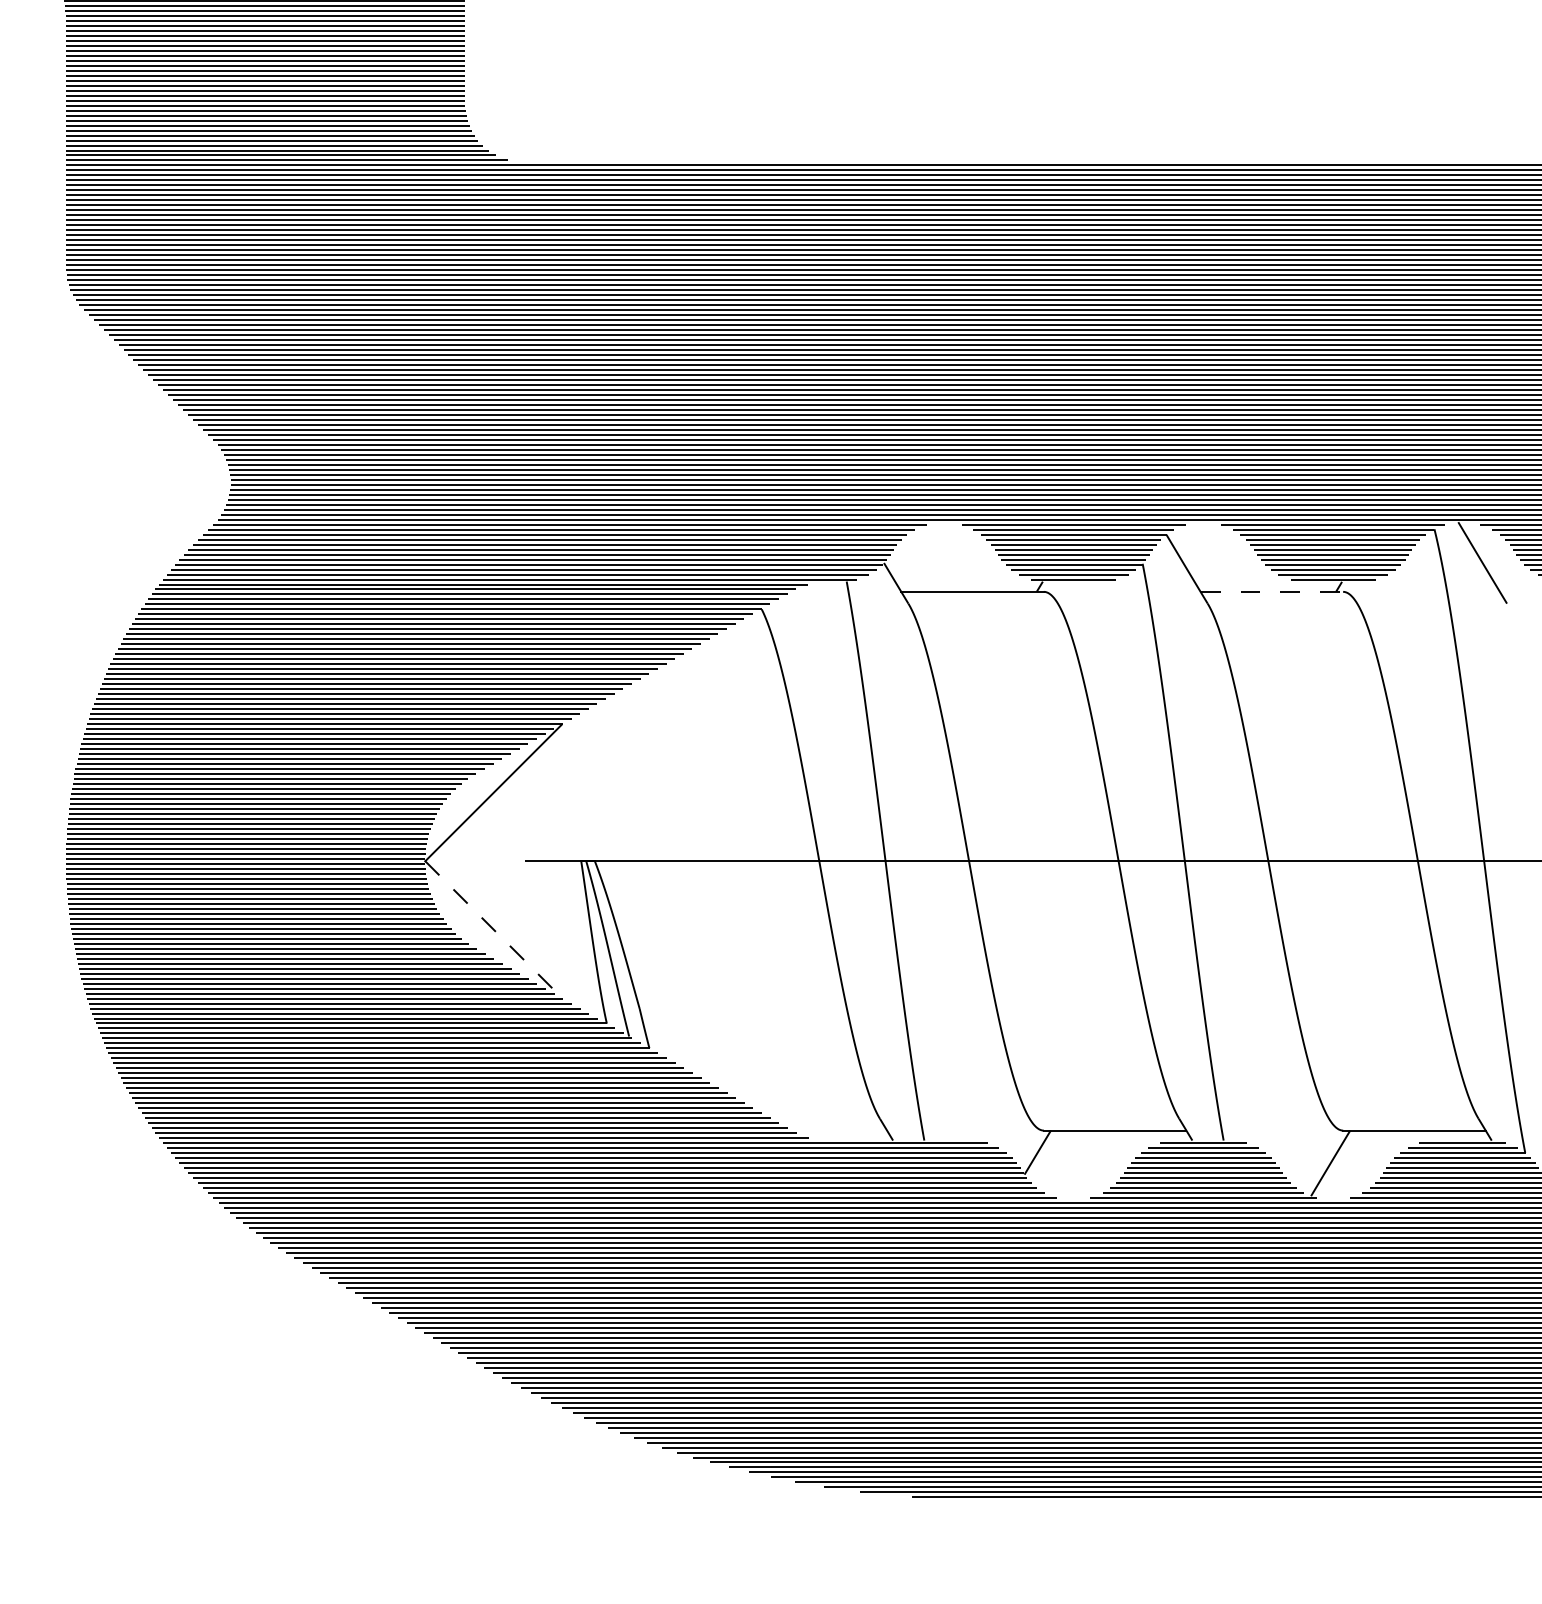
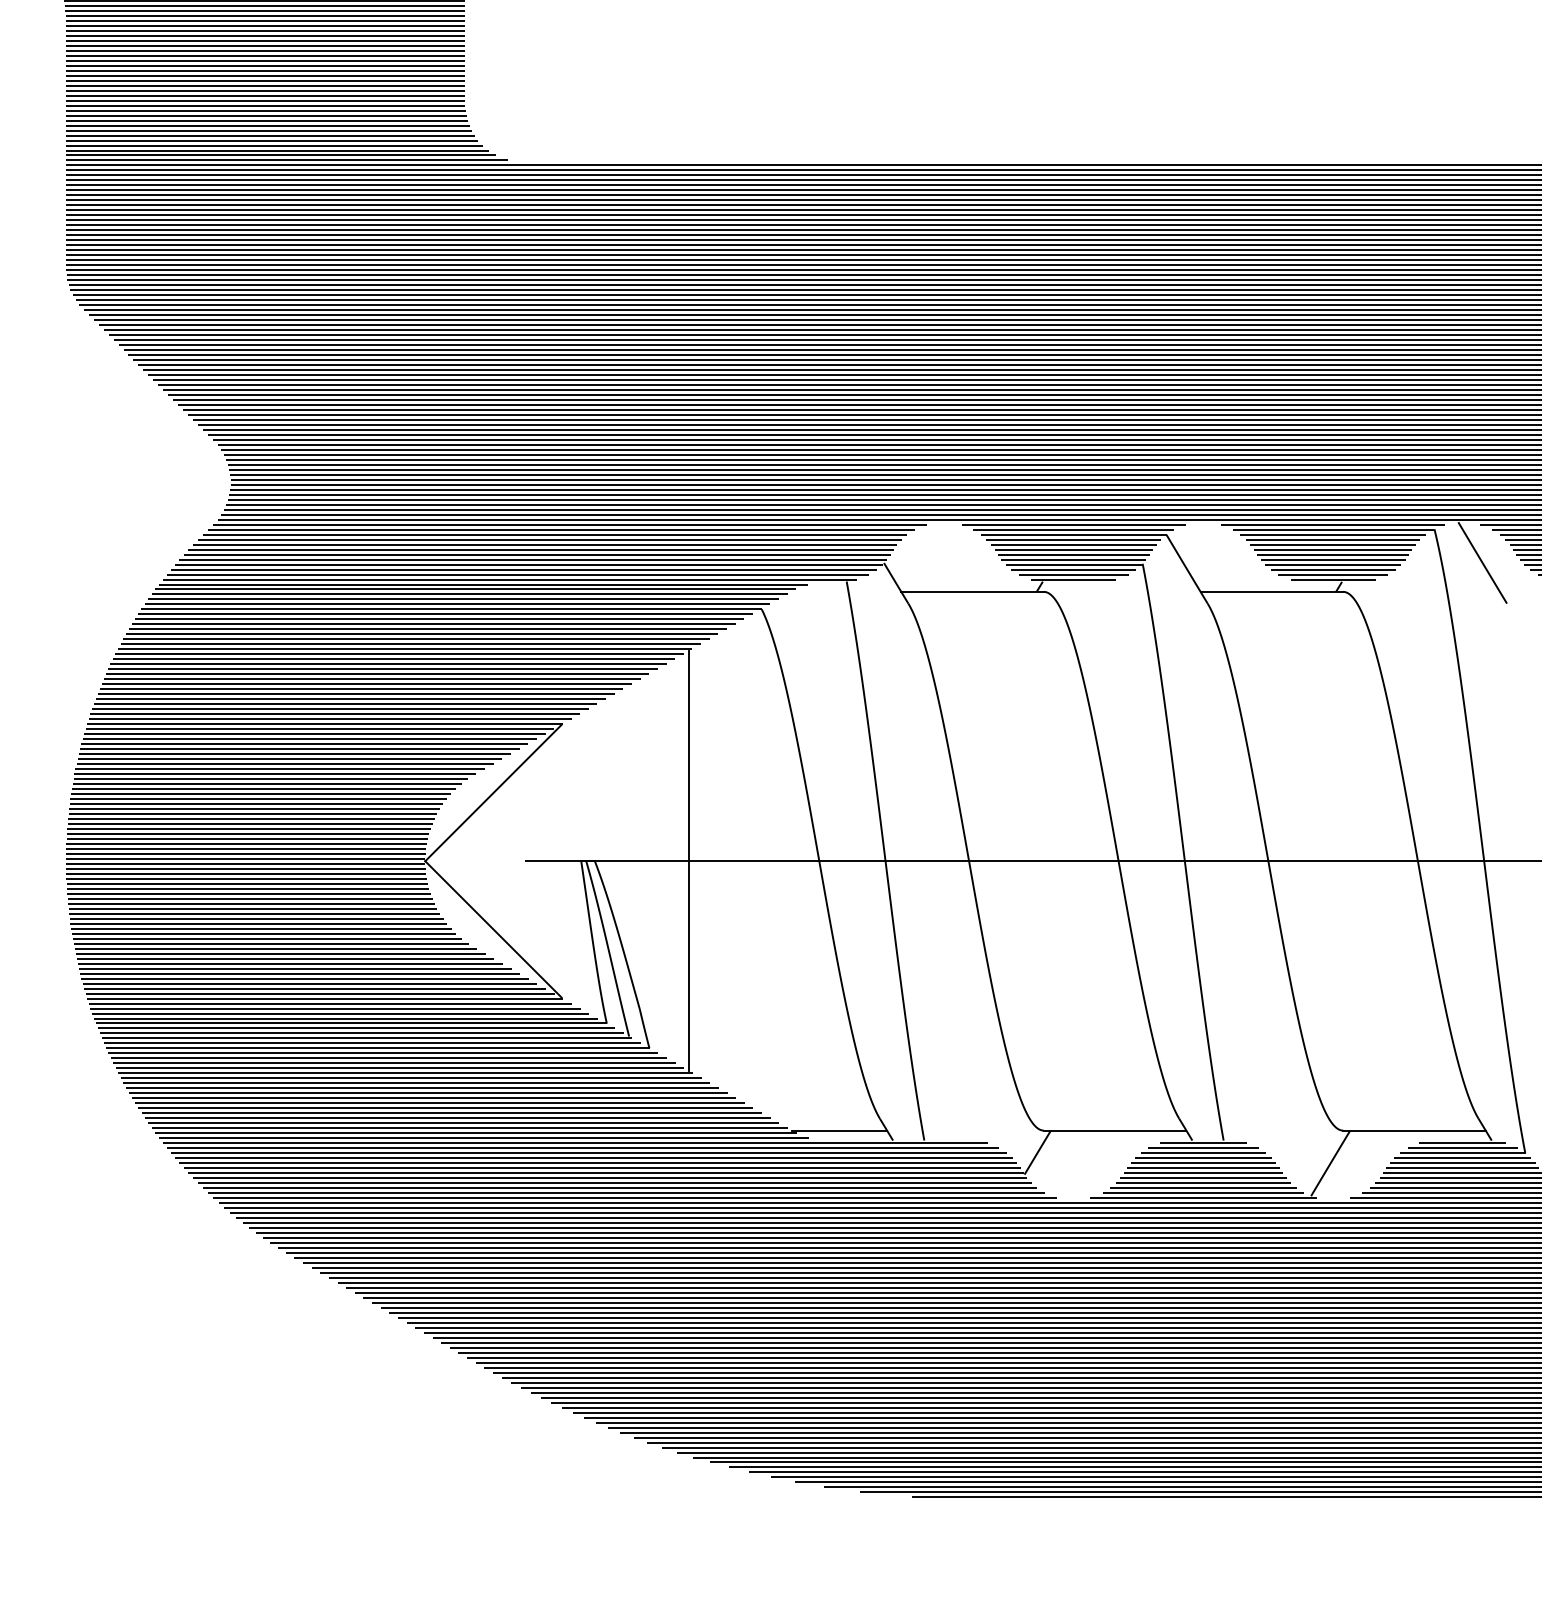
line: dashed -> solid (1272, 591)
line: none -> present (688, 860)
line: dashed -> solid (493, 929)
line: none -> present (839, 1130)
